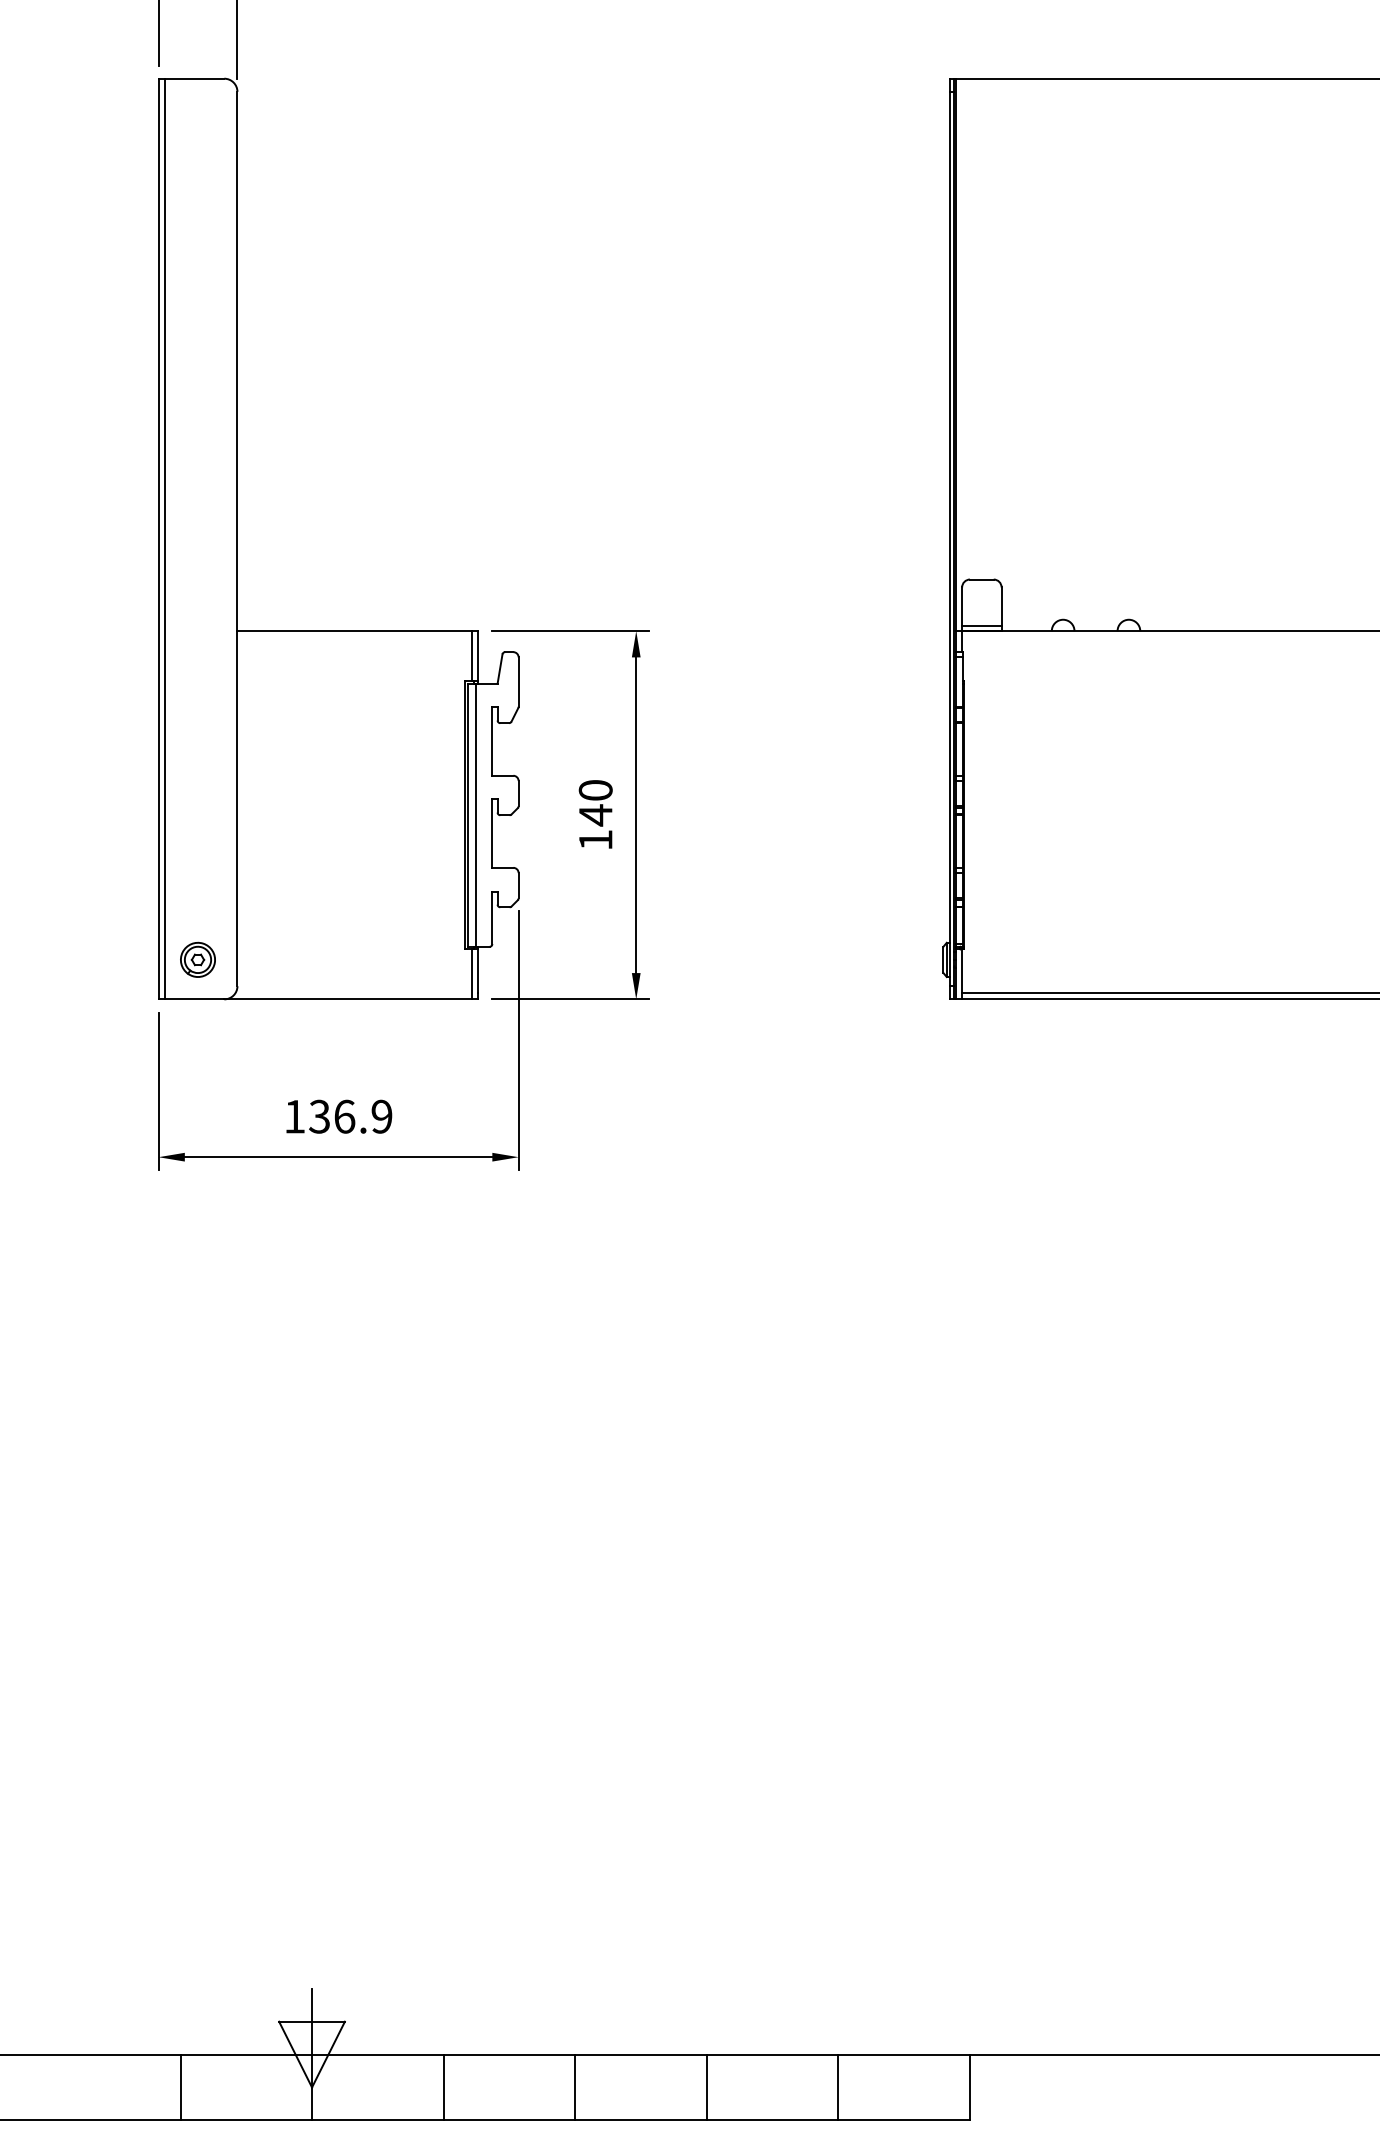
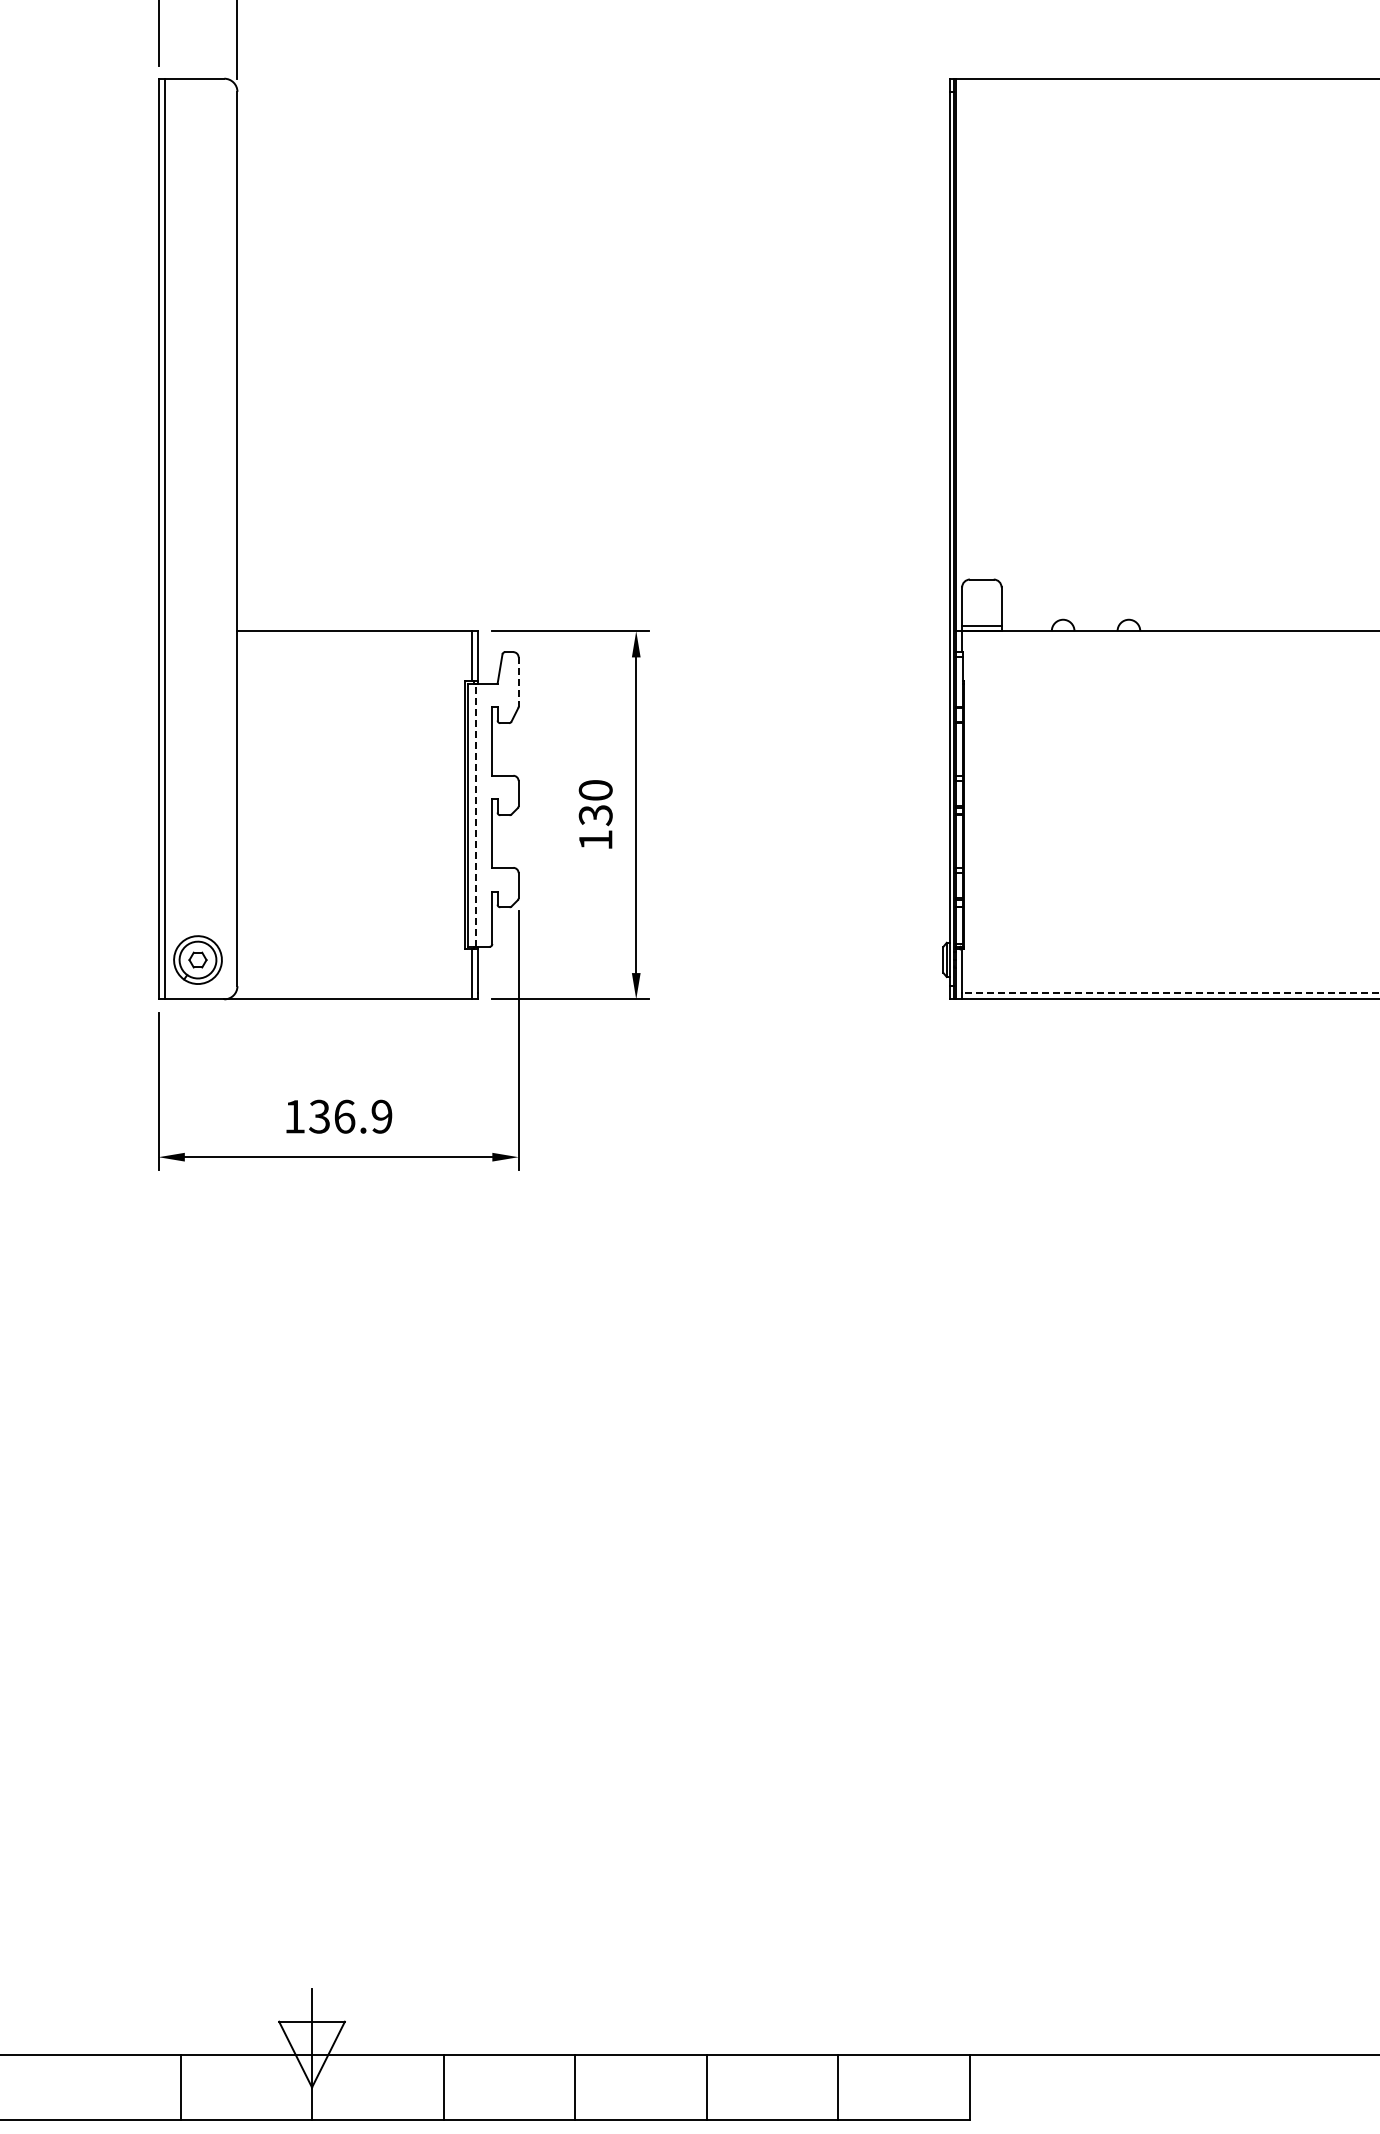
line: solid -> dashed (518, 682)
line: solid -> dashed (476, 815)
text: 140 -> 130 (595, 815)
part size: 36x37 px -> 50x50 px (197, 959)
line: solid -> dashed (1170, 993)
